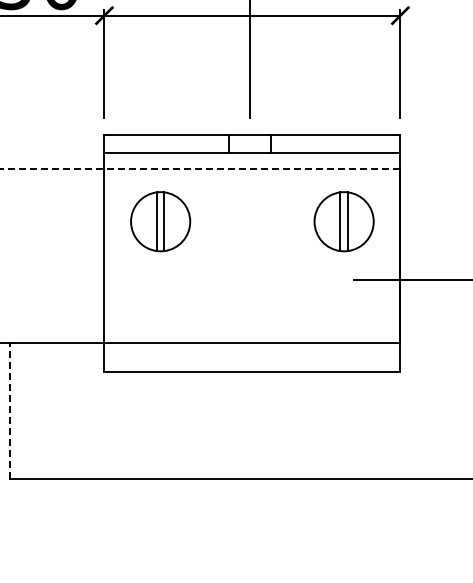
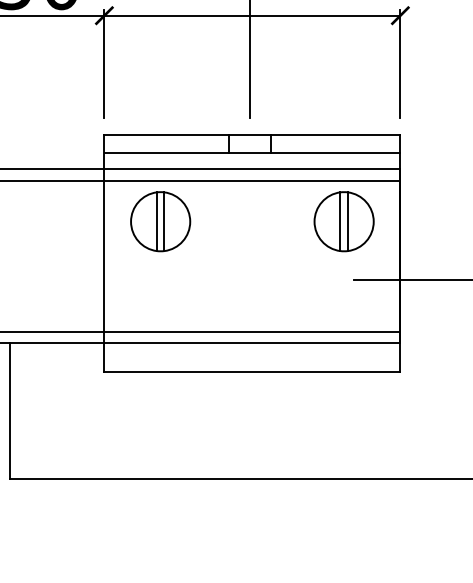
line: dashed -> solid (200, 169)
line: none -> present (201, 181)
line: none -> present (201, 331)
line: dashed -> solid (9, 411)
